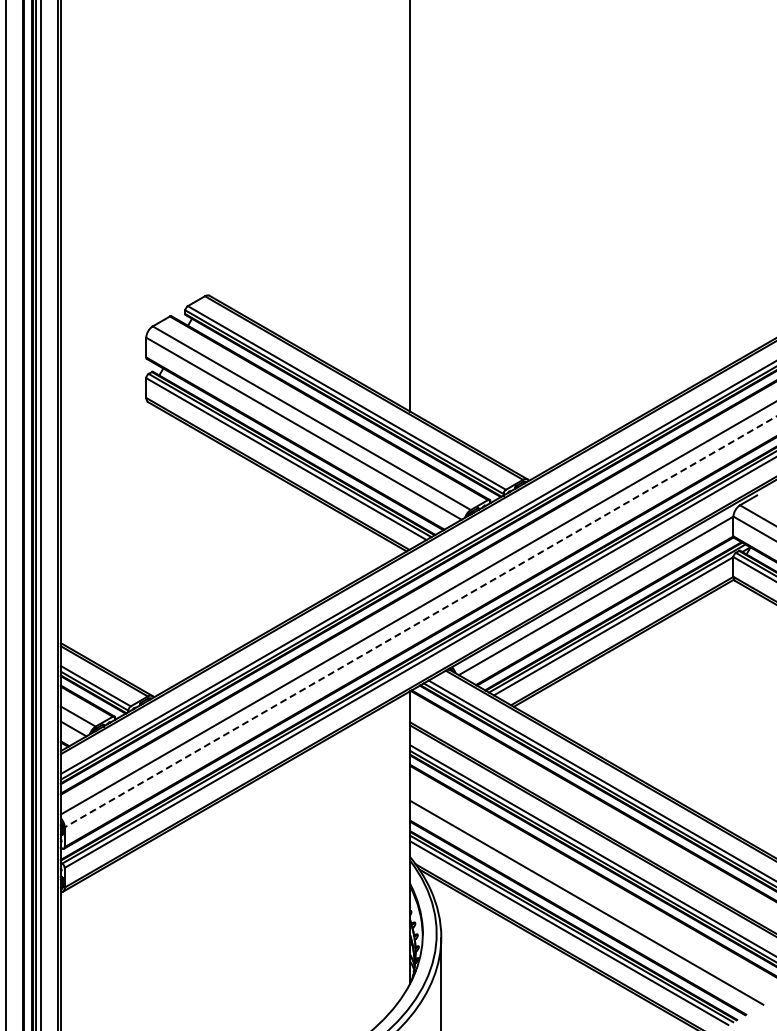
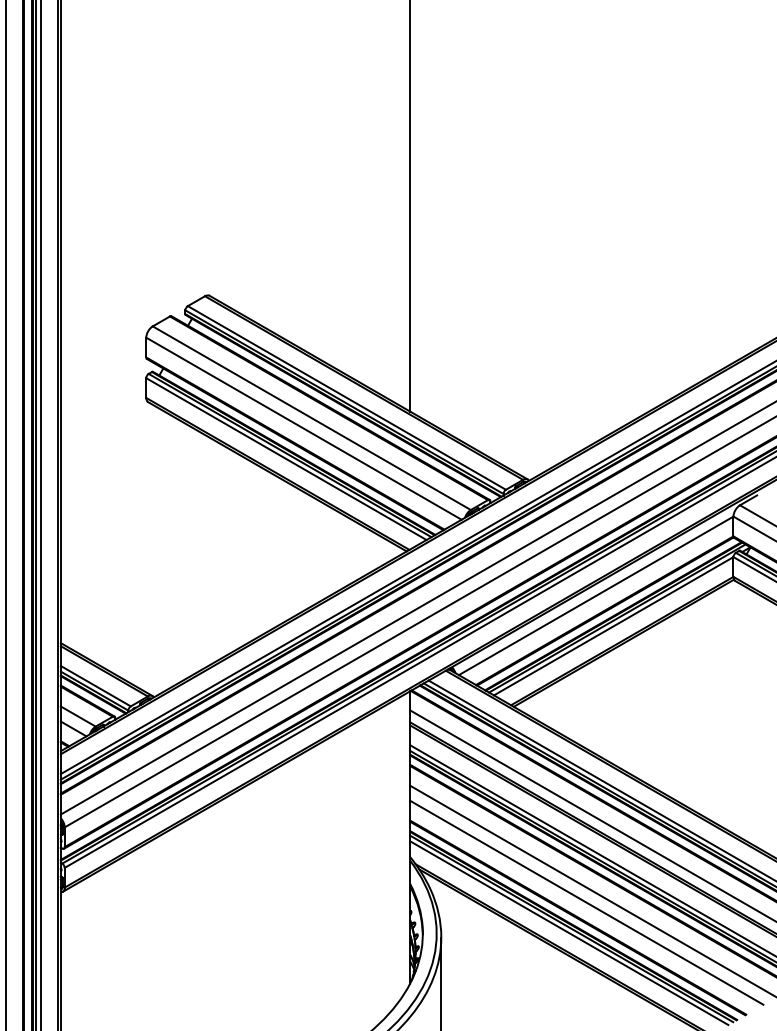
line: dashed -> solid (420, 622)
line: none -> present (591, 814)
line: none -> present (591, 890)
